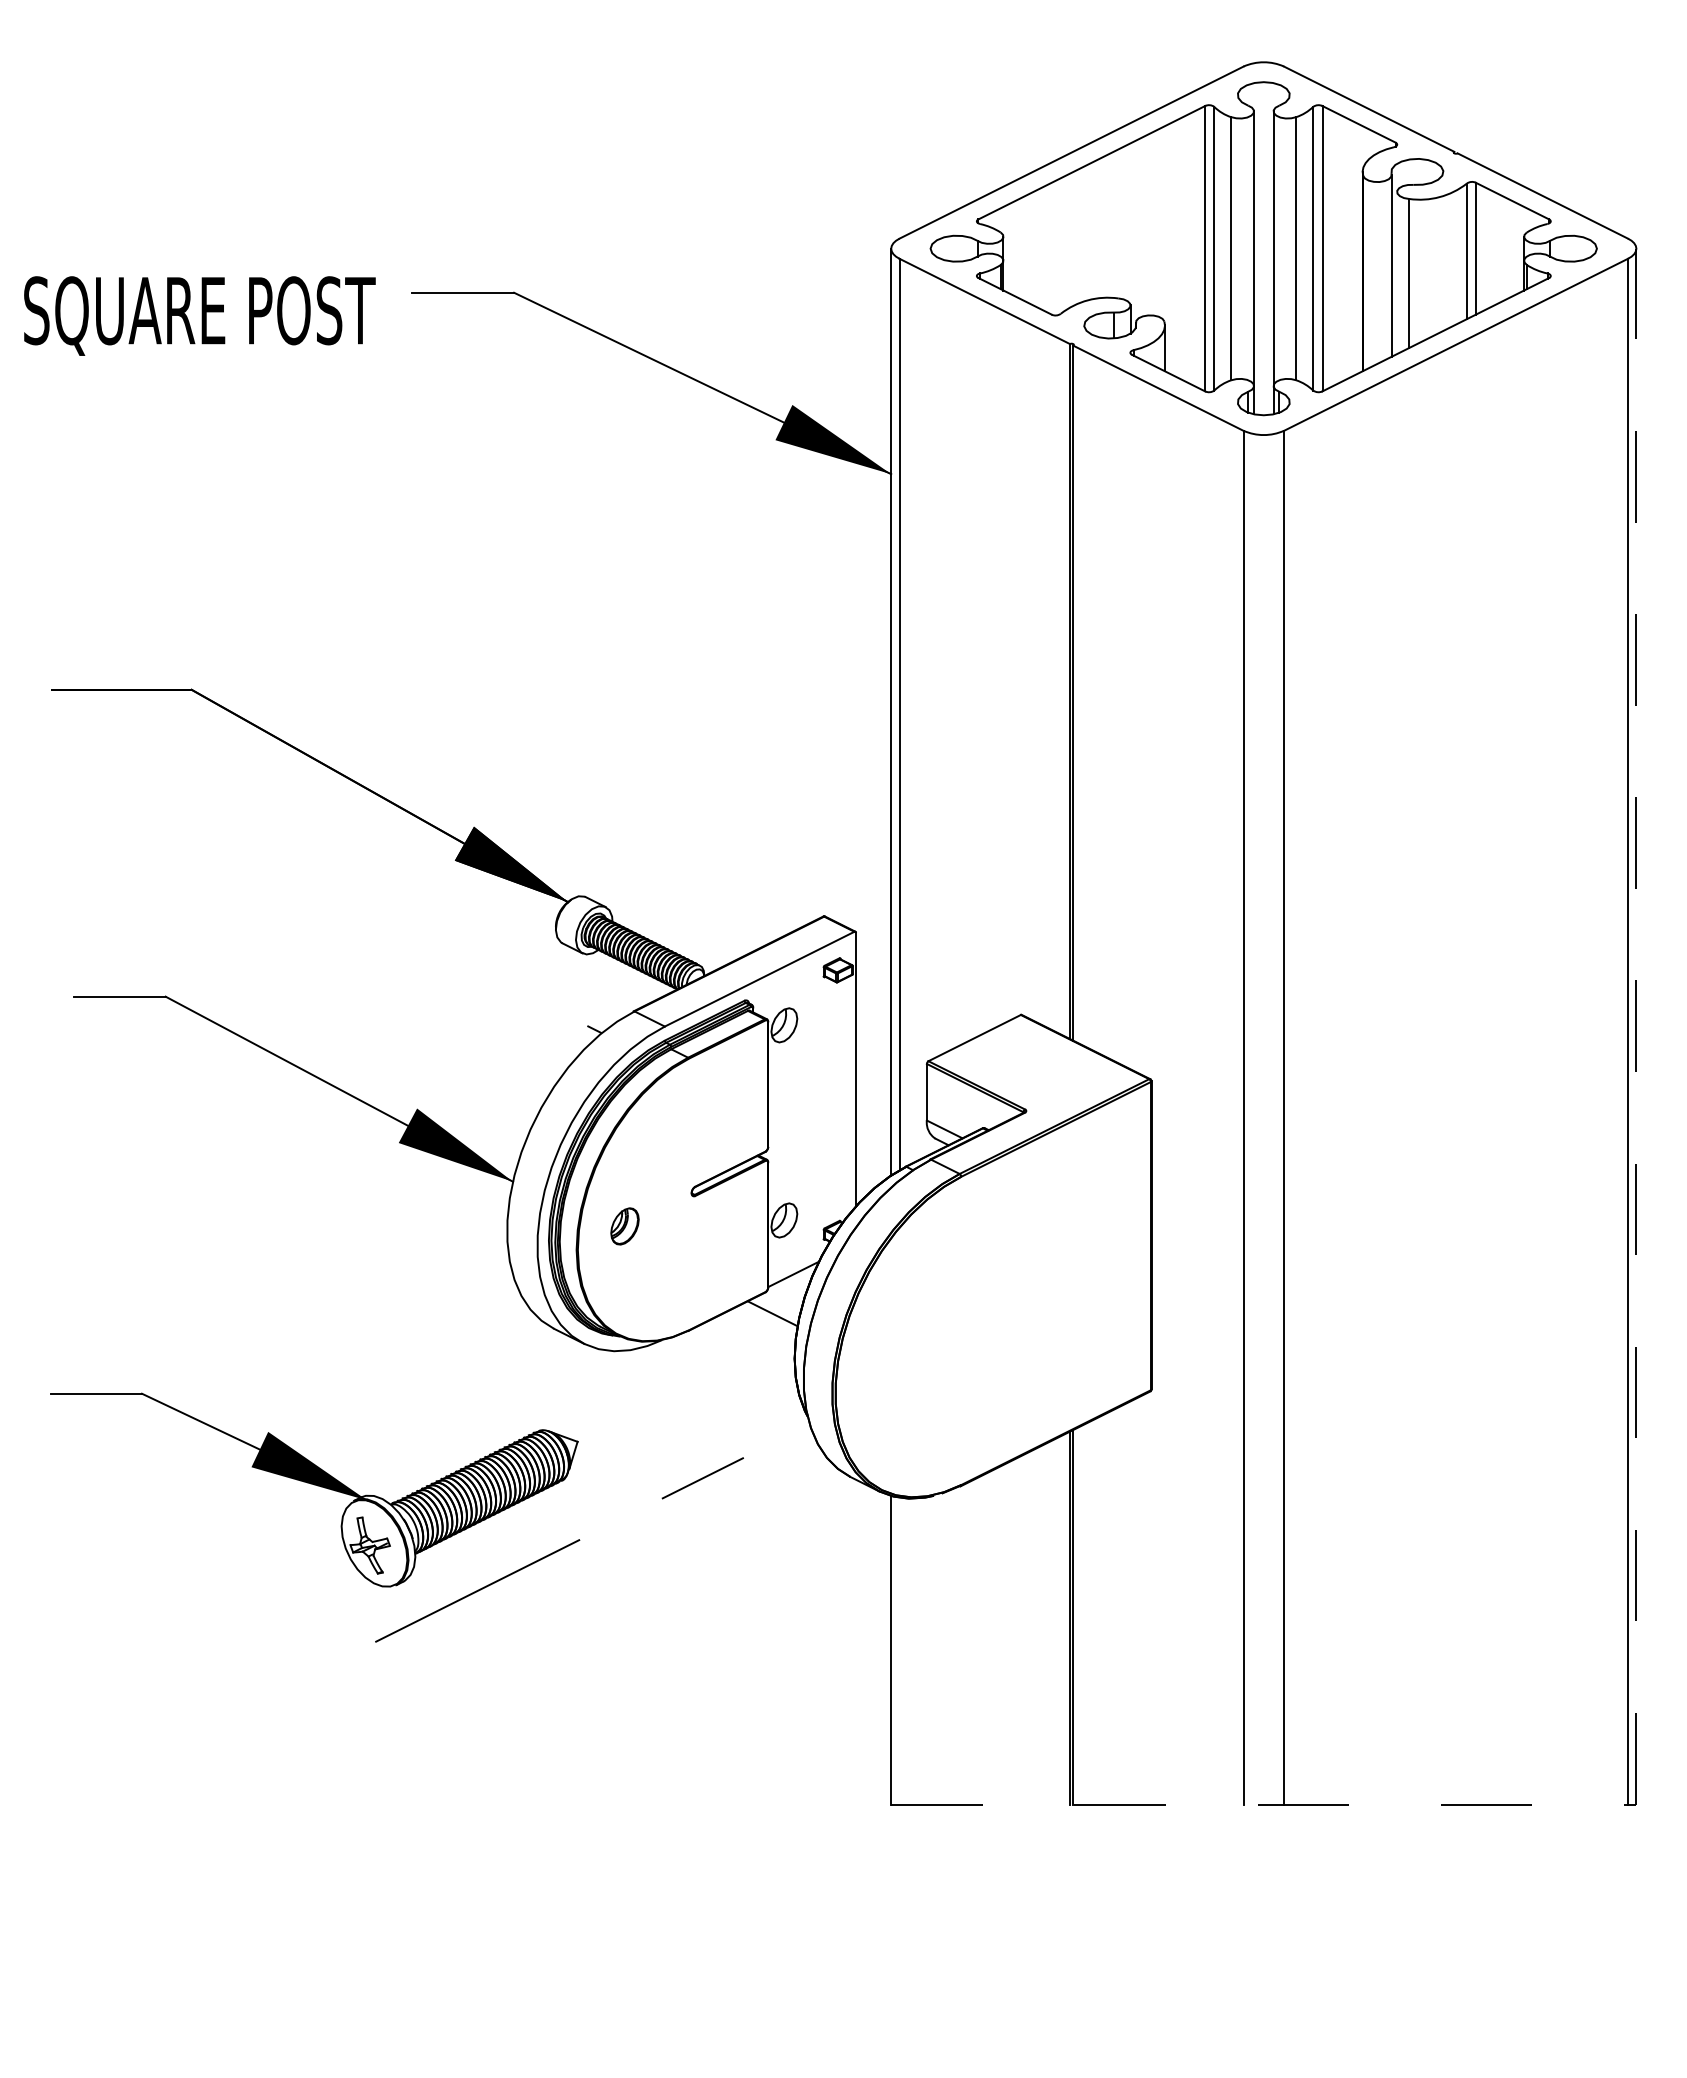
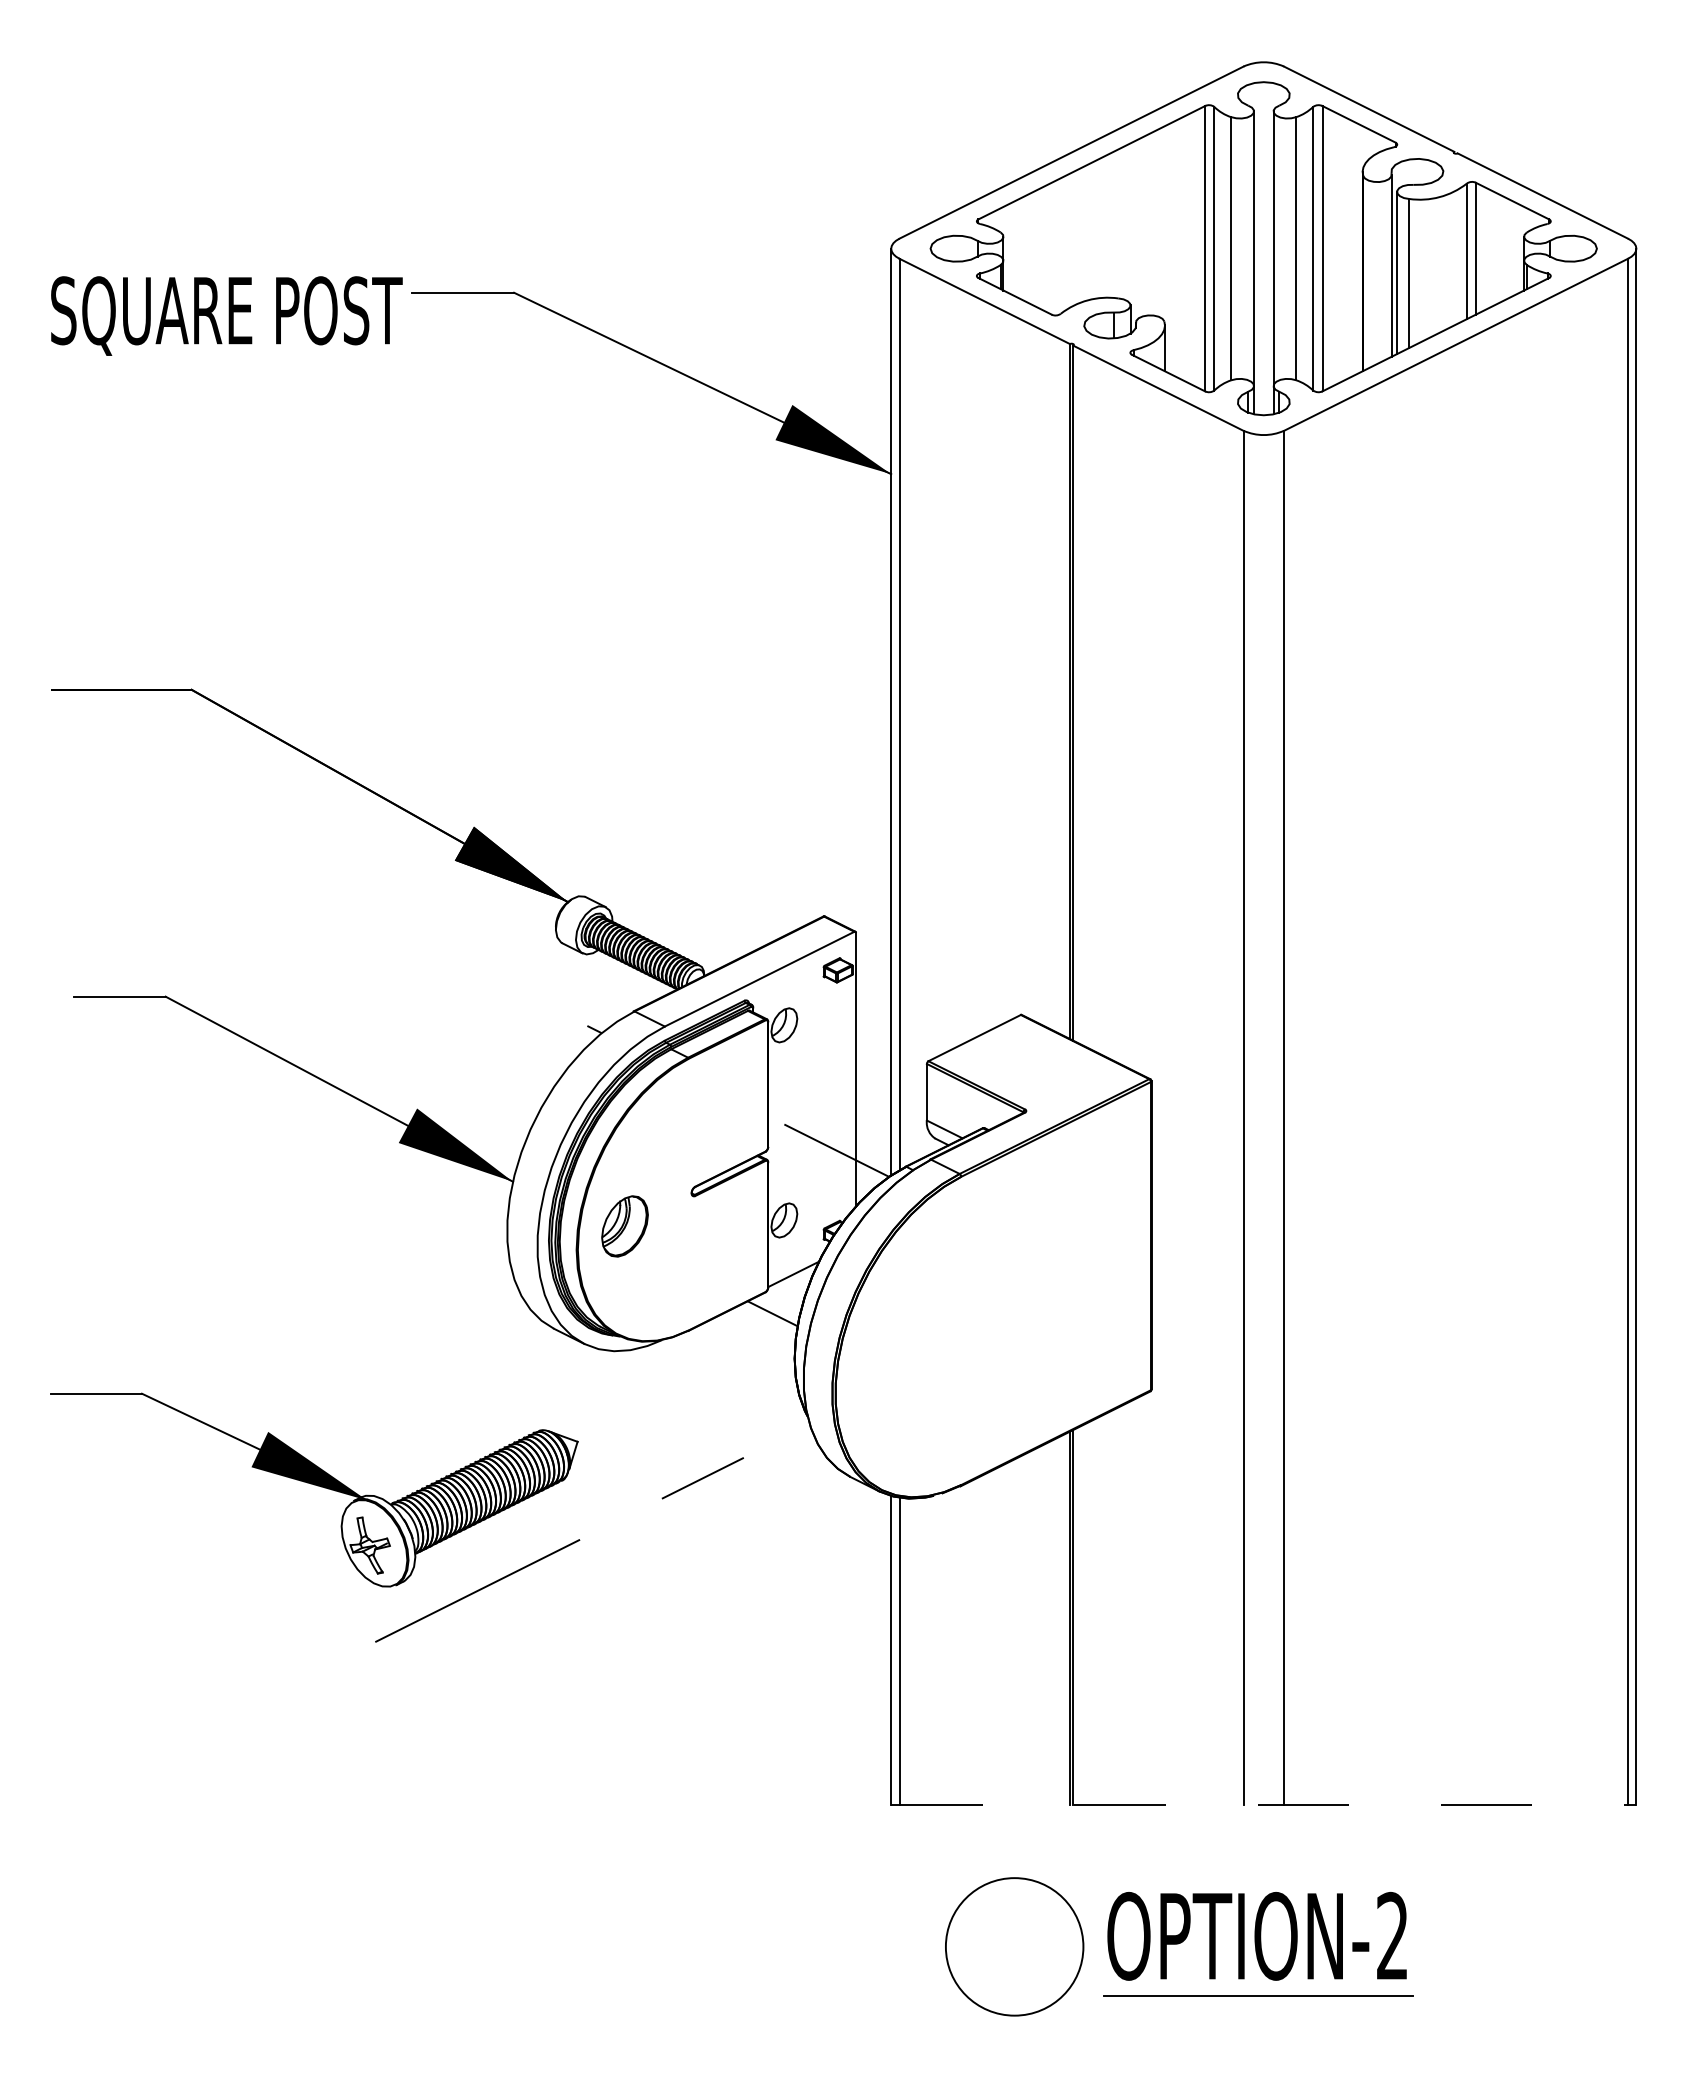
line: none -> present (1397, 272)
text position: (199, 315) -> (226, 315) (226, 315)
line: dashed -> solid (1636, 1026)
line: none -> present (836, 1150)
part size: 30x39 px -> 48x63 px (624, 1226)
line: none -> present (899, 1650)
part: none -> present (1179, 1946)
